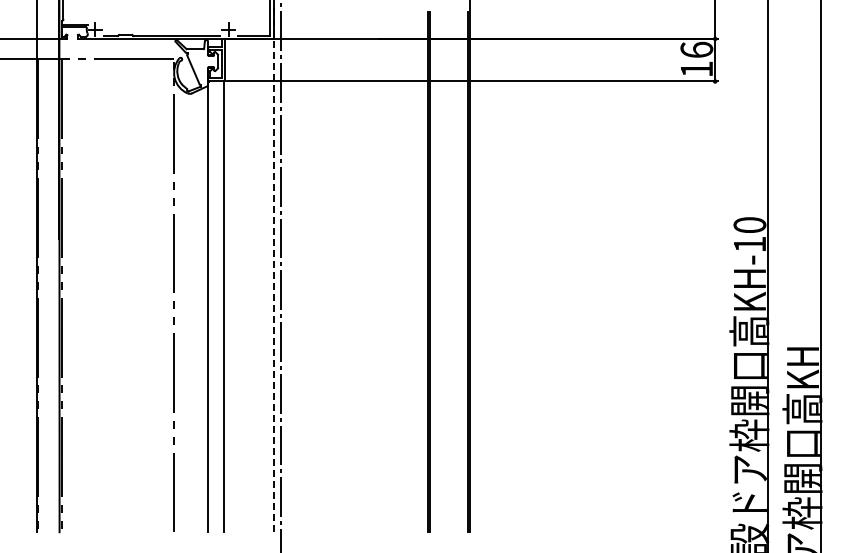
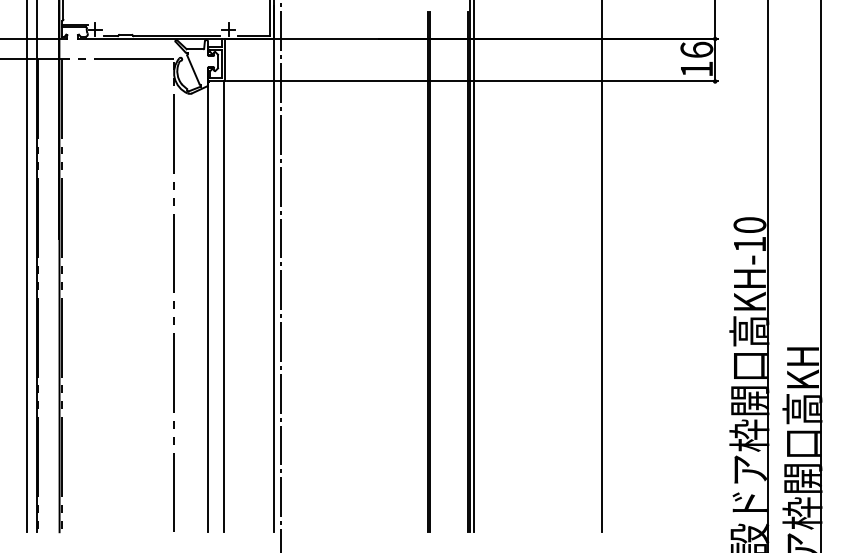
line: none -> present (26, 267)
line: none -> present (473, 267)
line: none -> present (602, 267)
line: dashed -> solid (274, 268)
